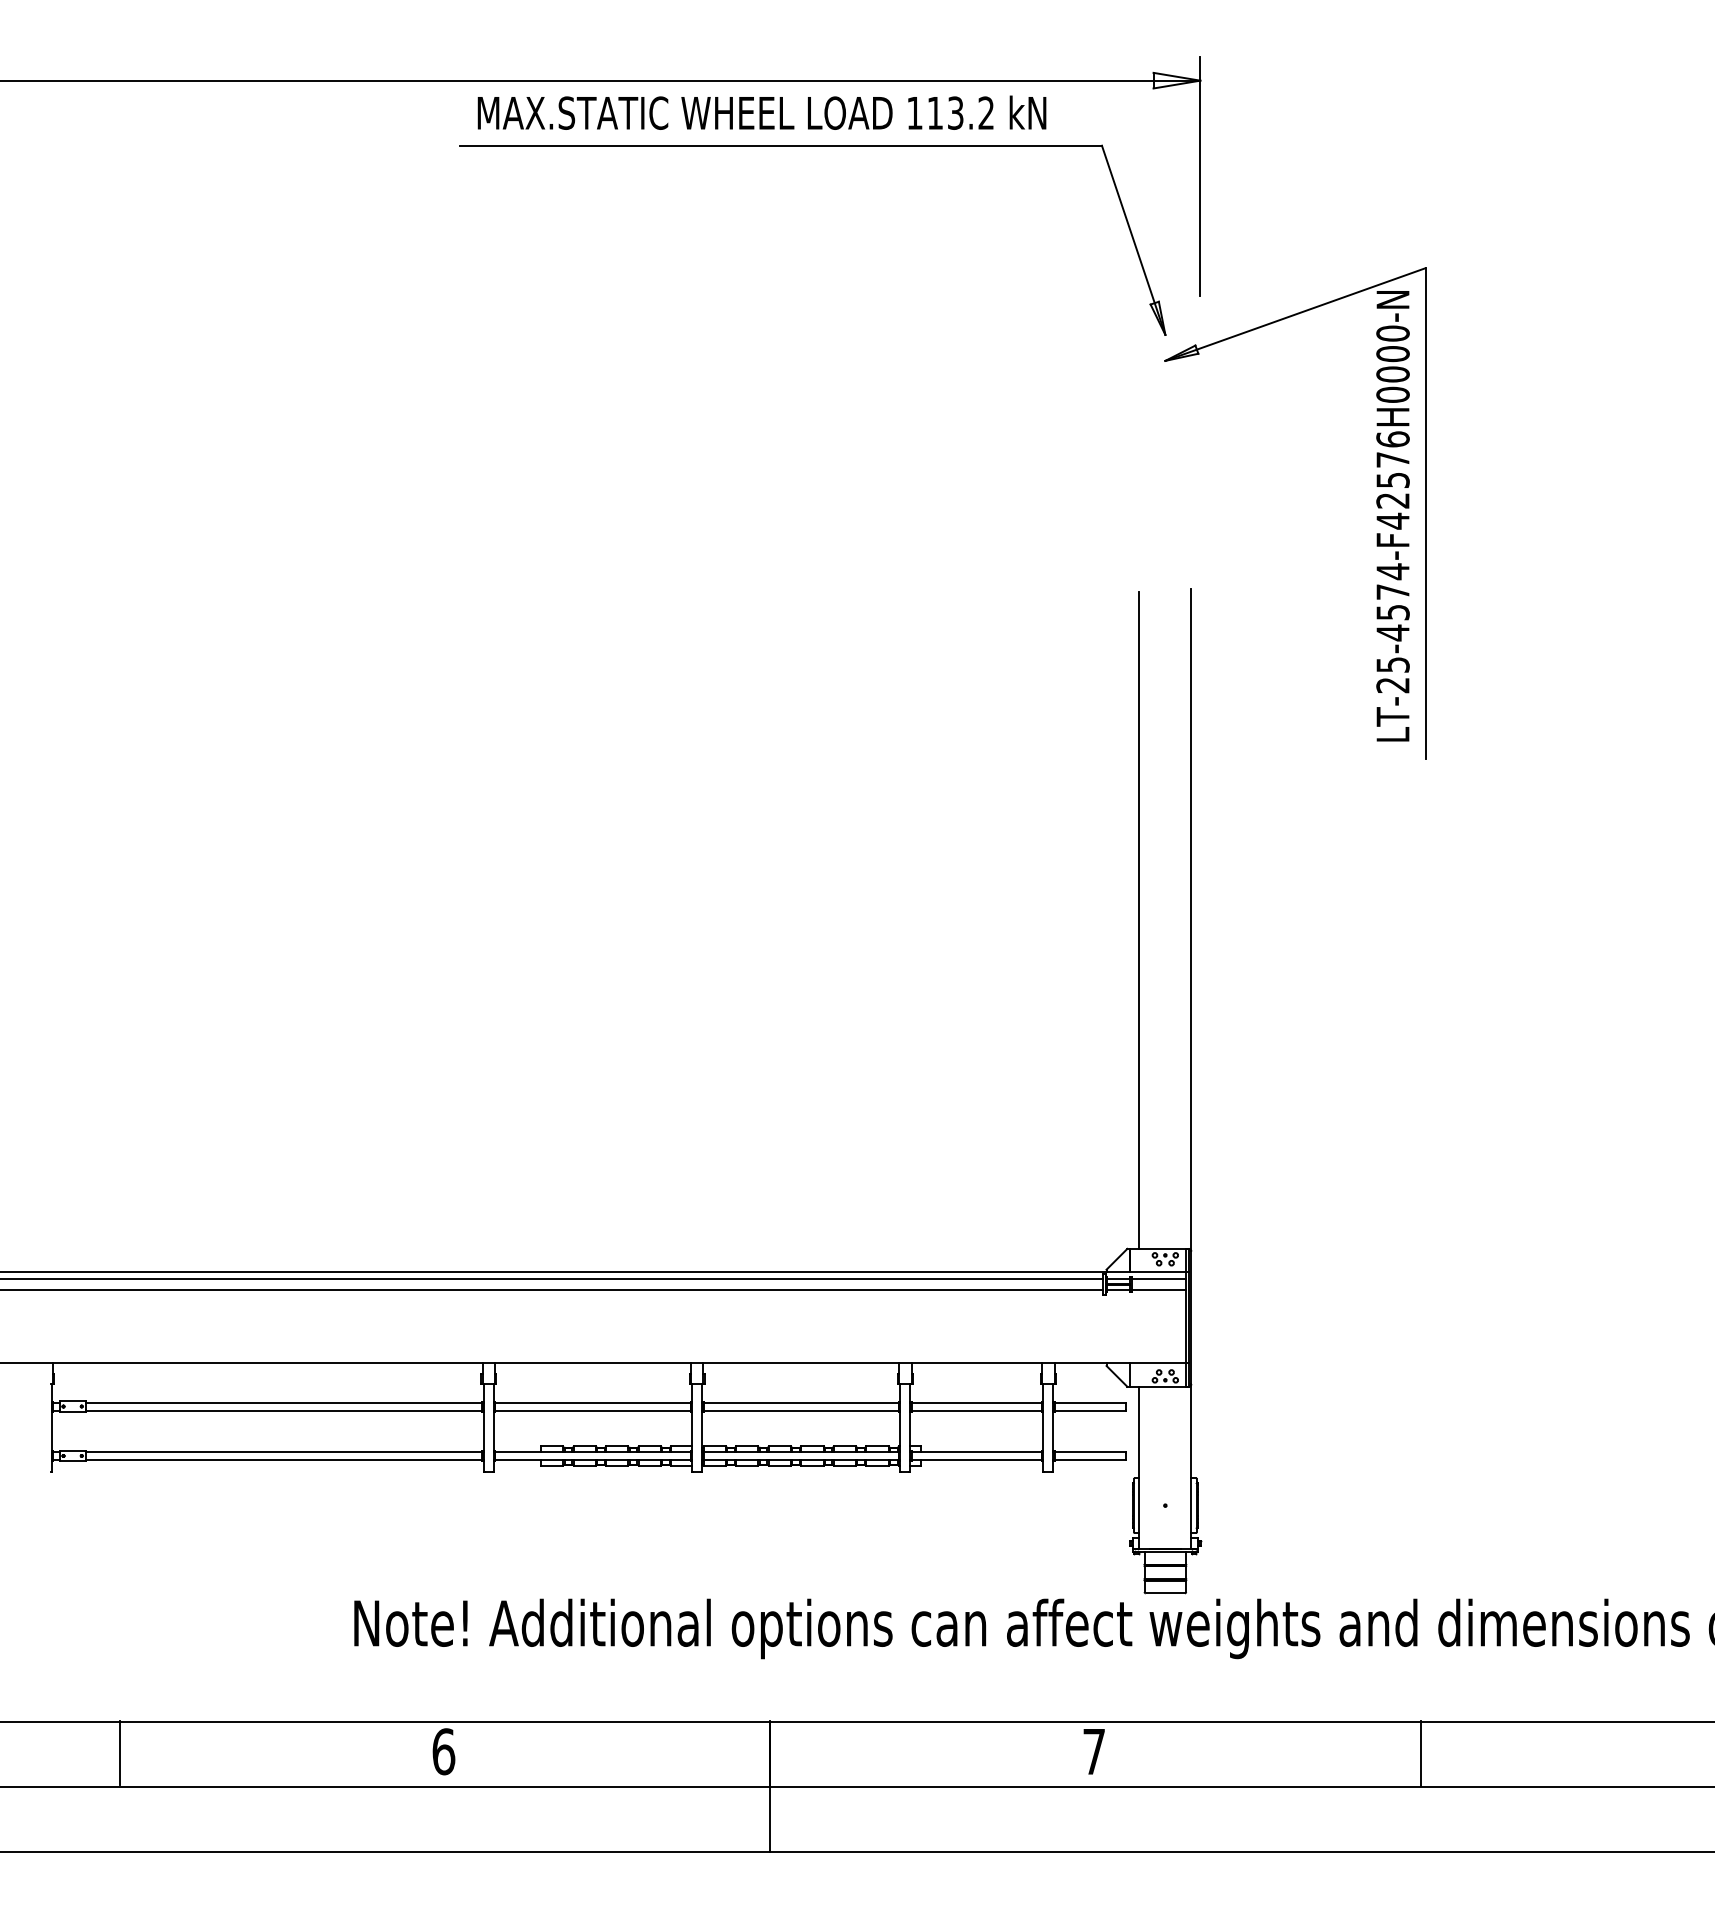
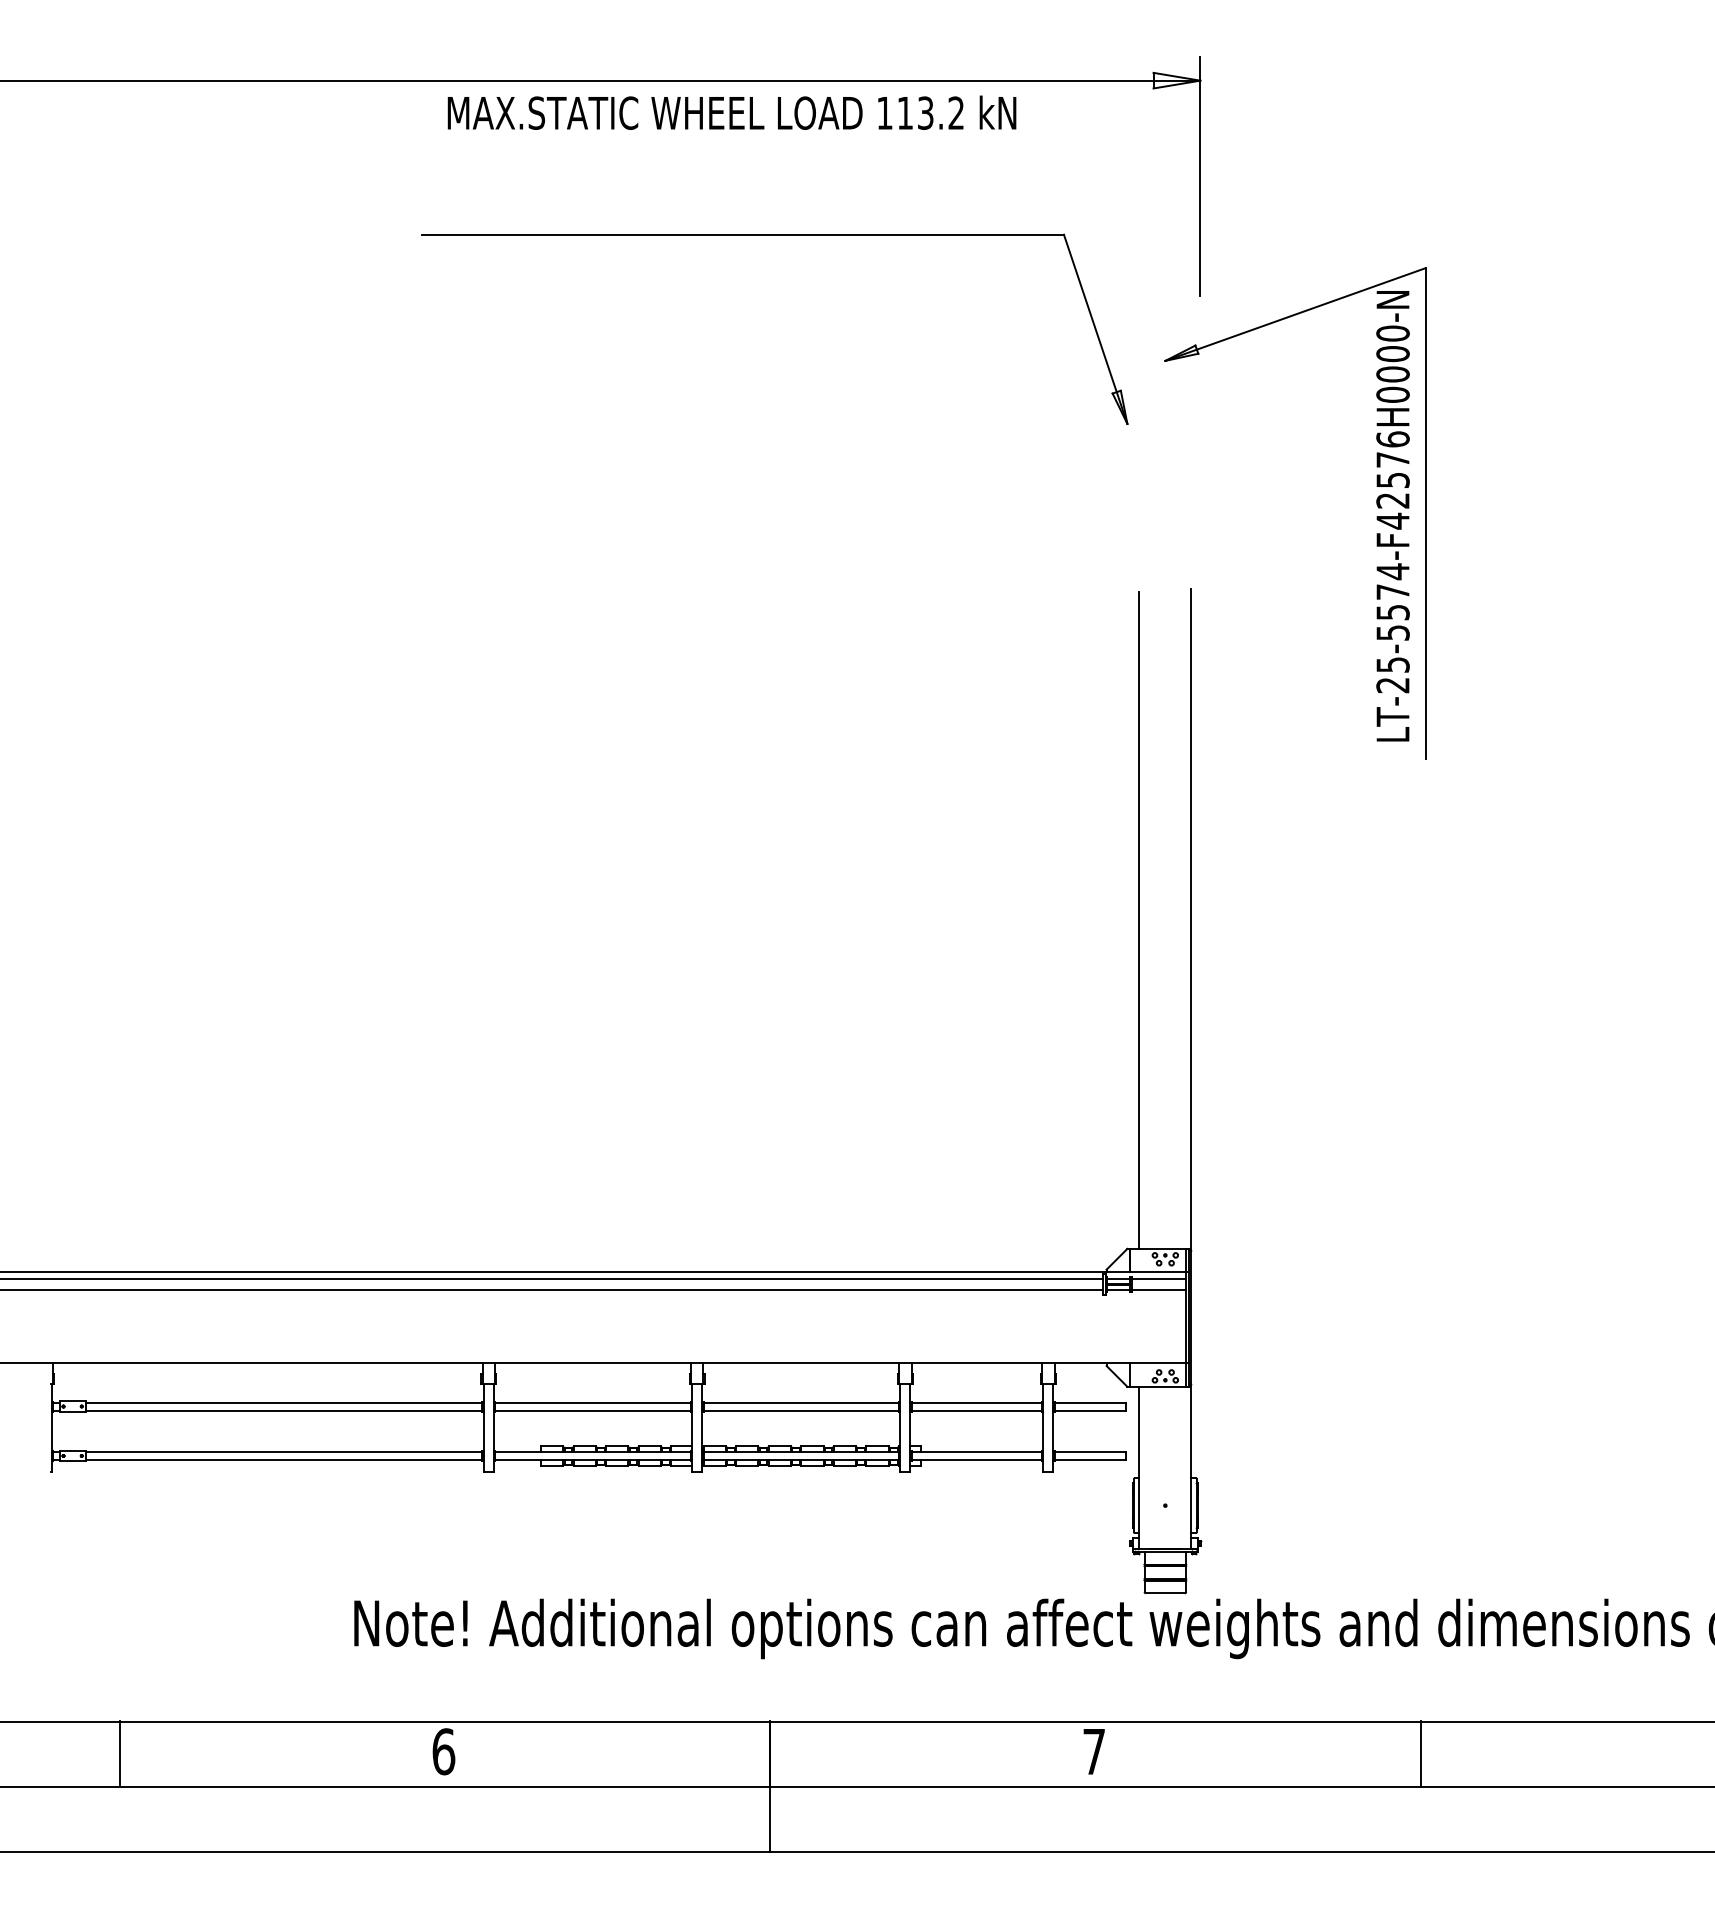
text position: (761, 112) -> (731, 112) (731, 112)
part position: (812, 146) -> (774, 235) (774, 235)
text: LT-25-4574-F42576H0000-N -> LT-25-5574-F42576H0000-N (1392, 632)
